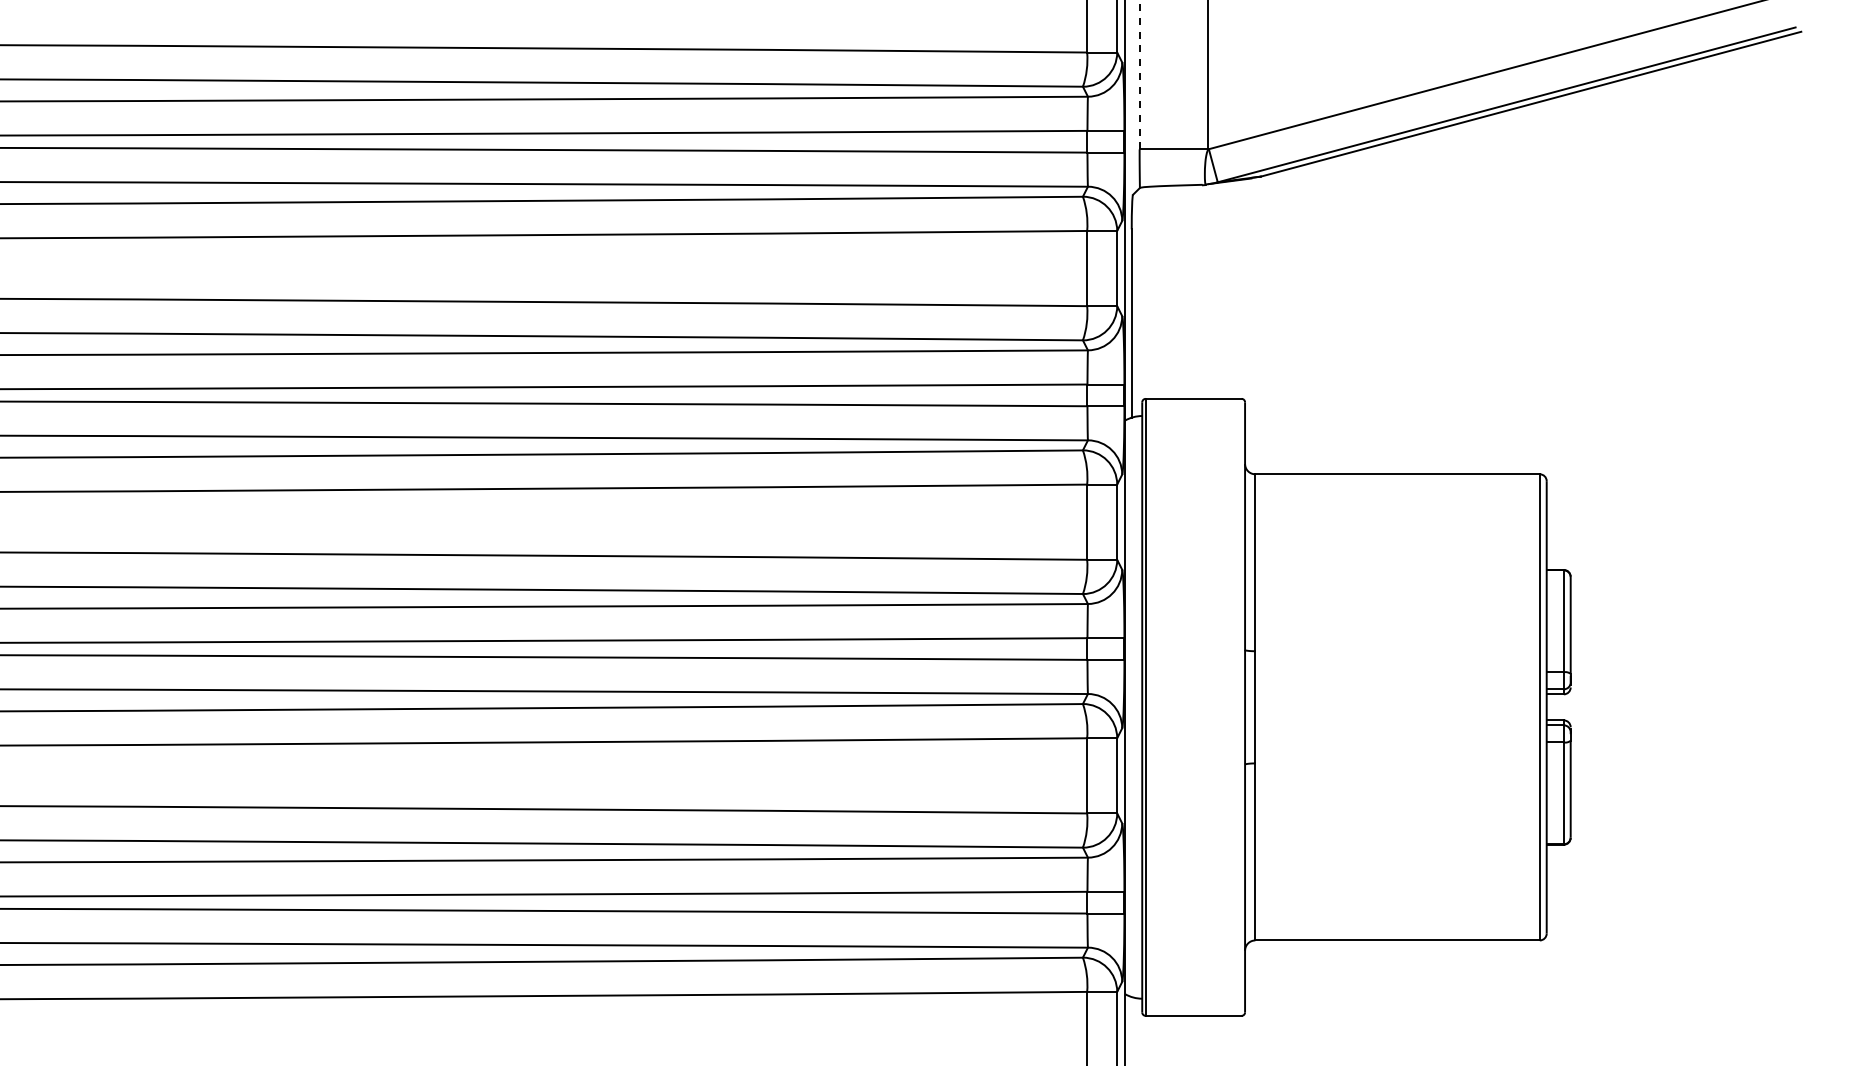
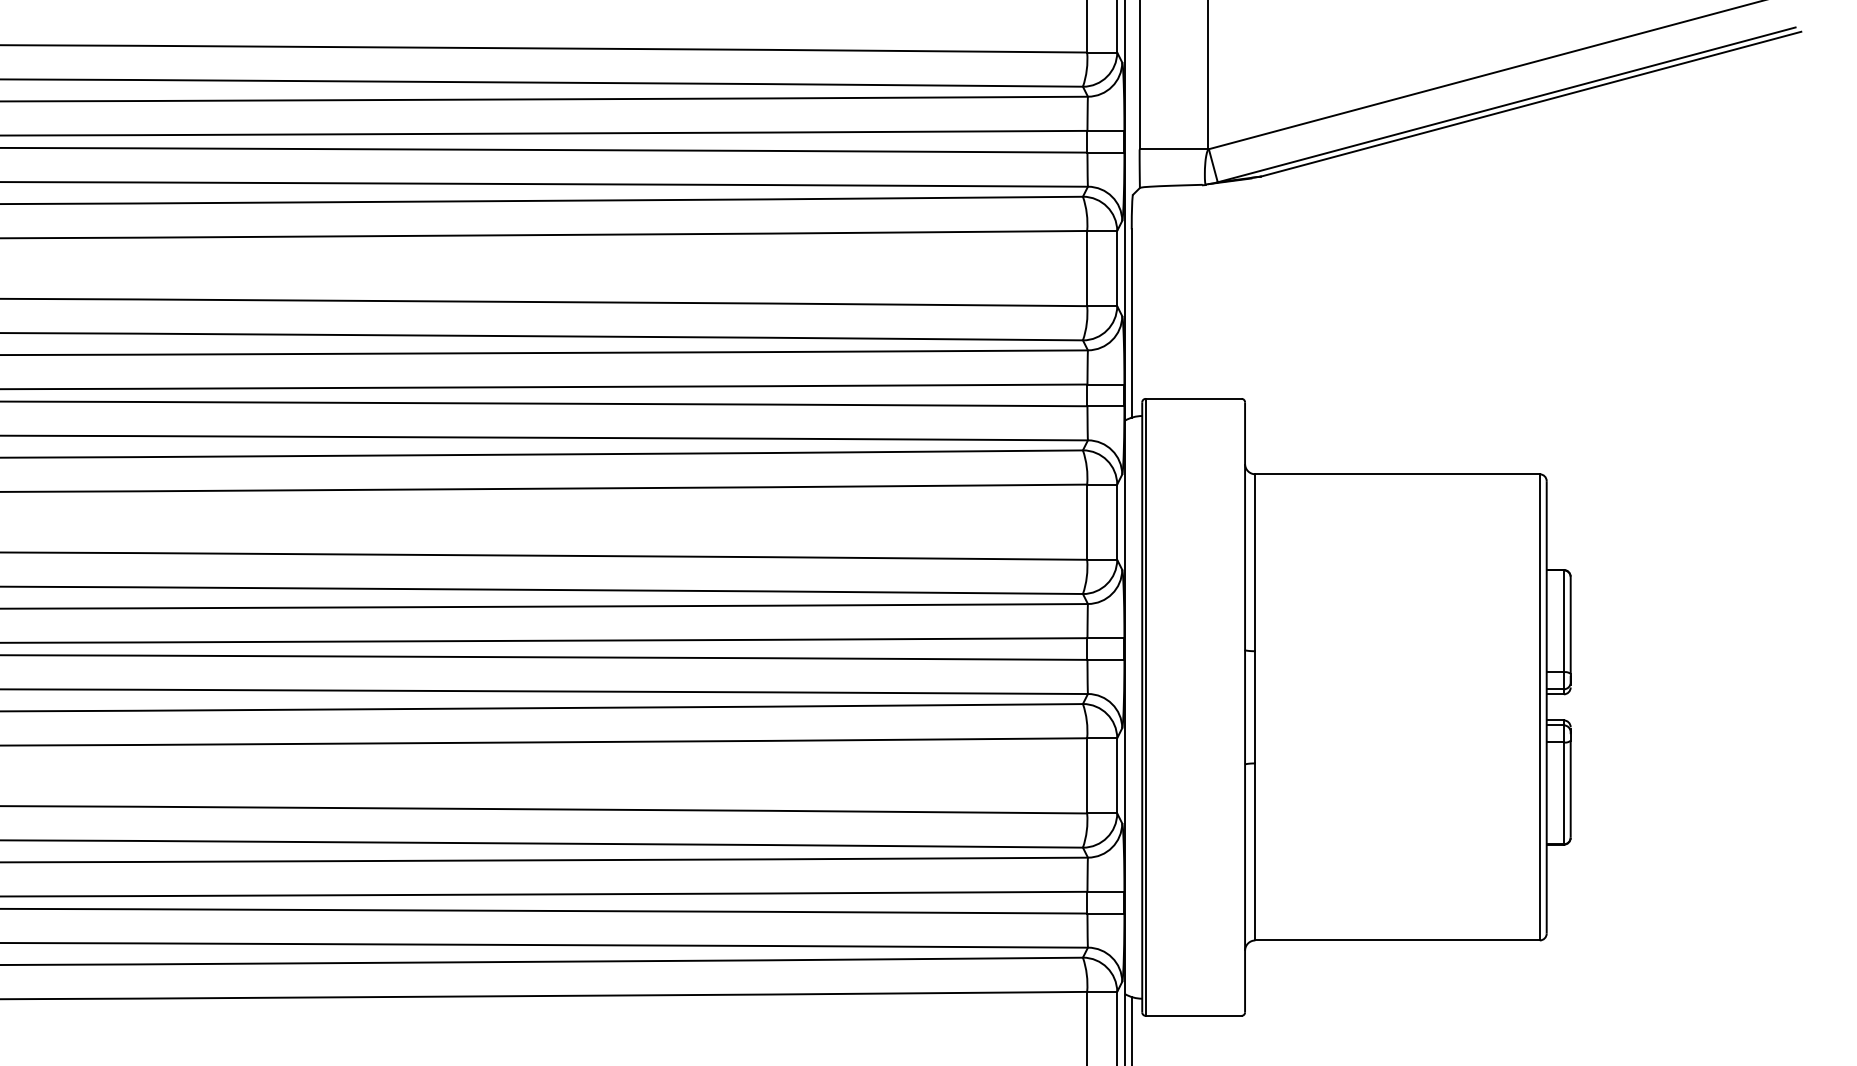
line: dashed -> solid (1139, 74)
line: none -> present (1131, 1029)
